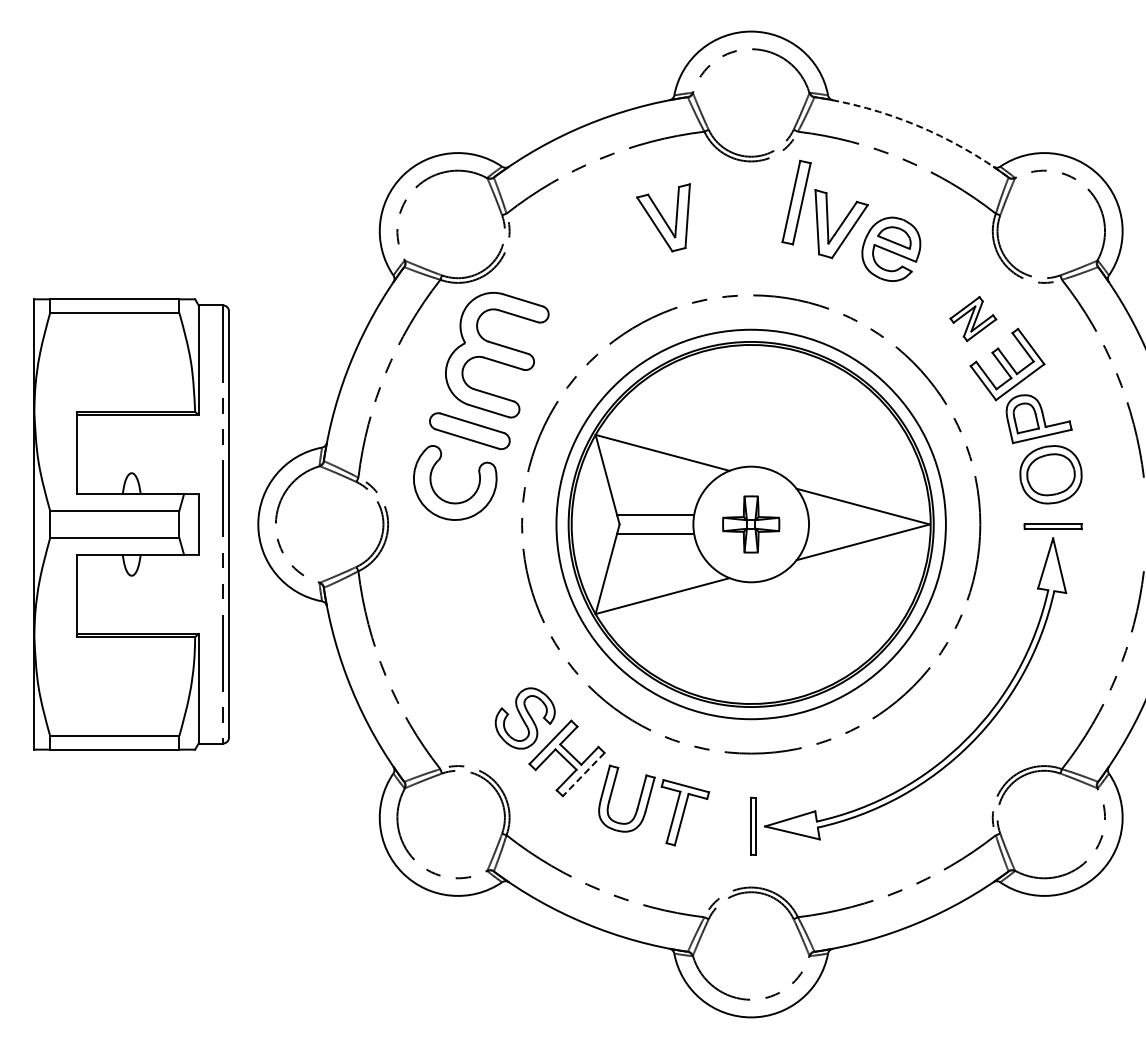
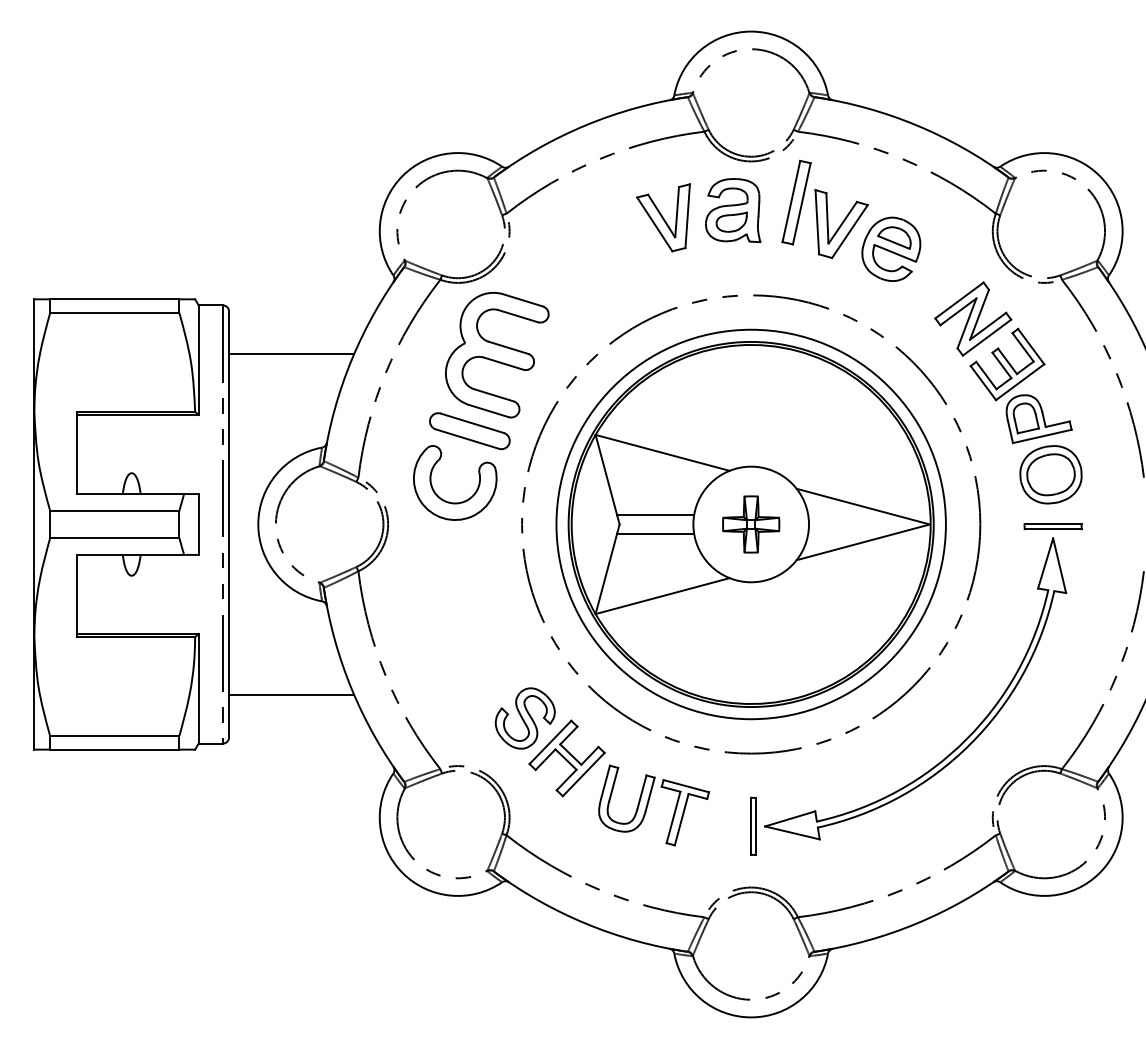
arc: dashed -> solid (916, 125)
part: none -> present (733, 210)
part size: 49x46 px -> 79x76 px (973, 318)
line: none -> present (291, 354)
line: none -> present (291, 694)
line: dashed -> solid (583, 774)
